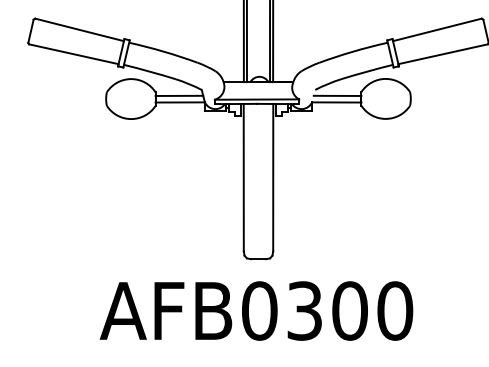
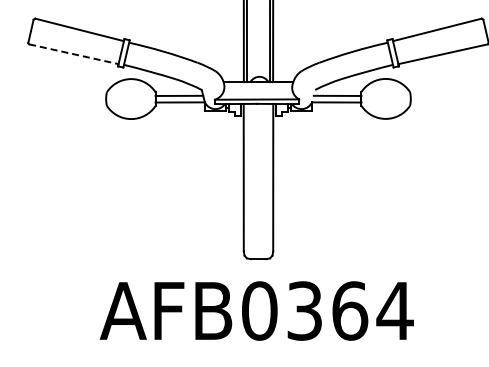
line: solid -> dashed (73, 54)
text: AFB0300 -> AFB0364 (372, 310)
